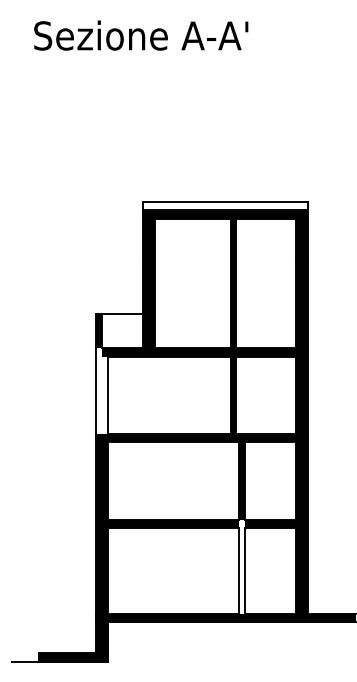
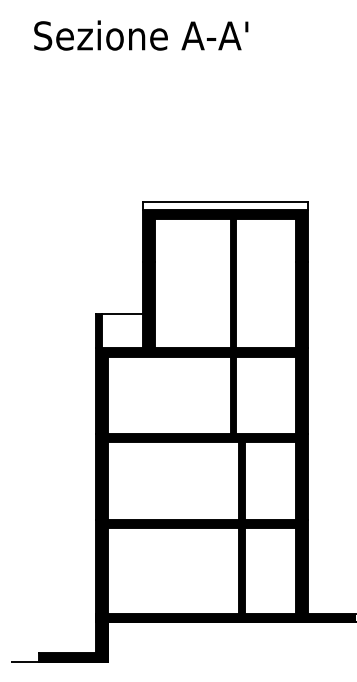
fill: none -> present (101, 390)
fill: none -> present (242, 566)
